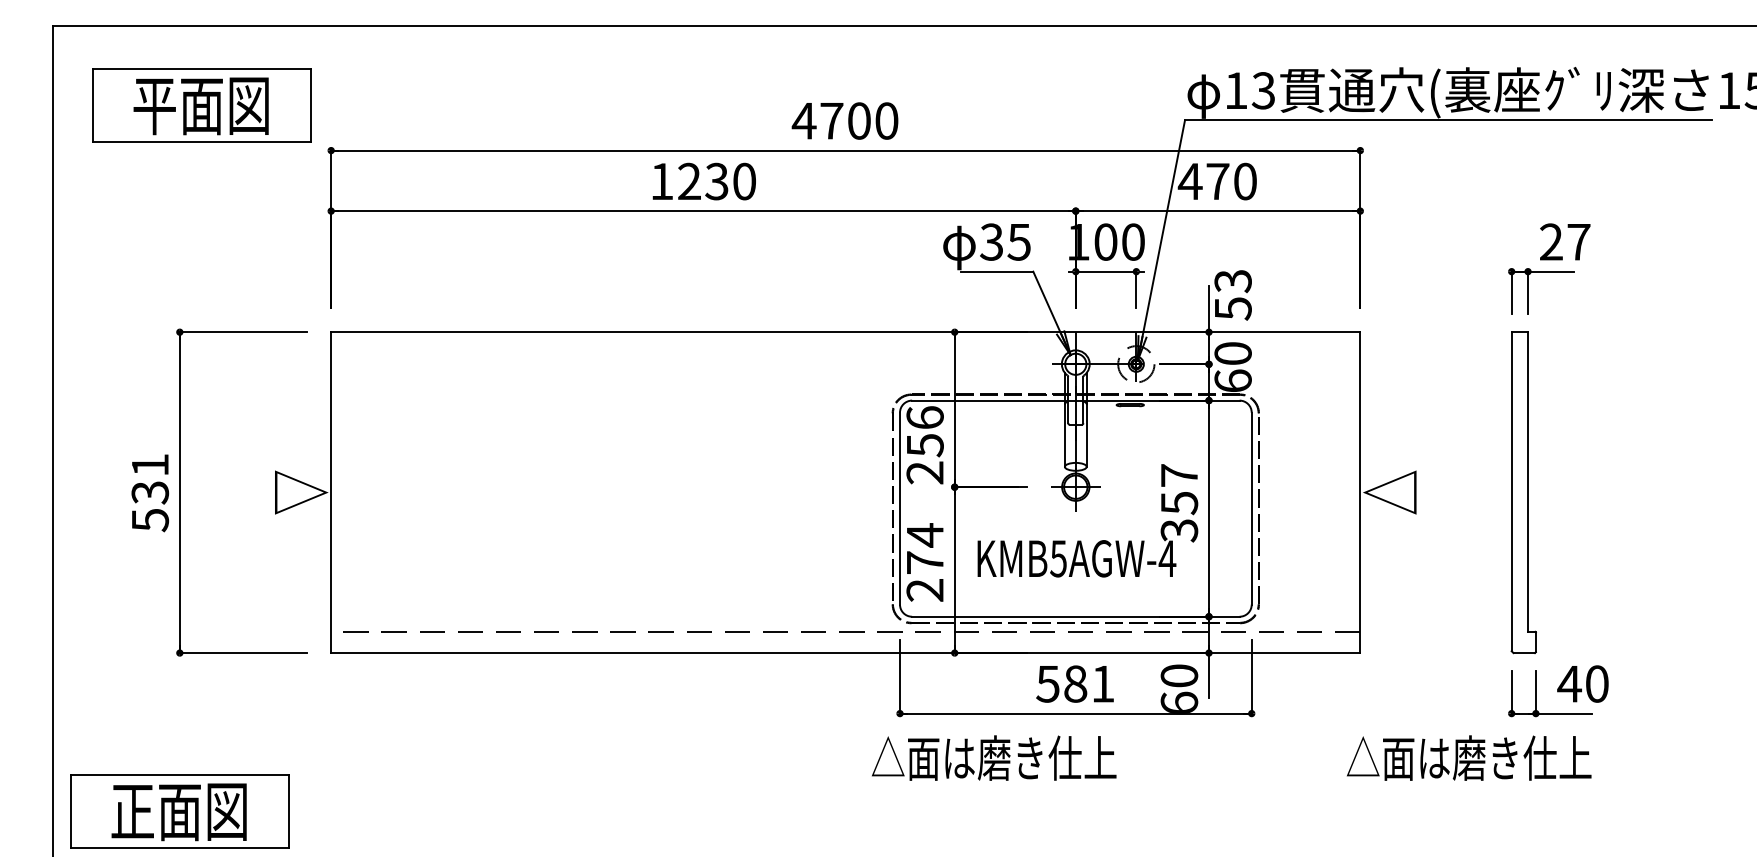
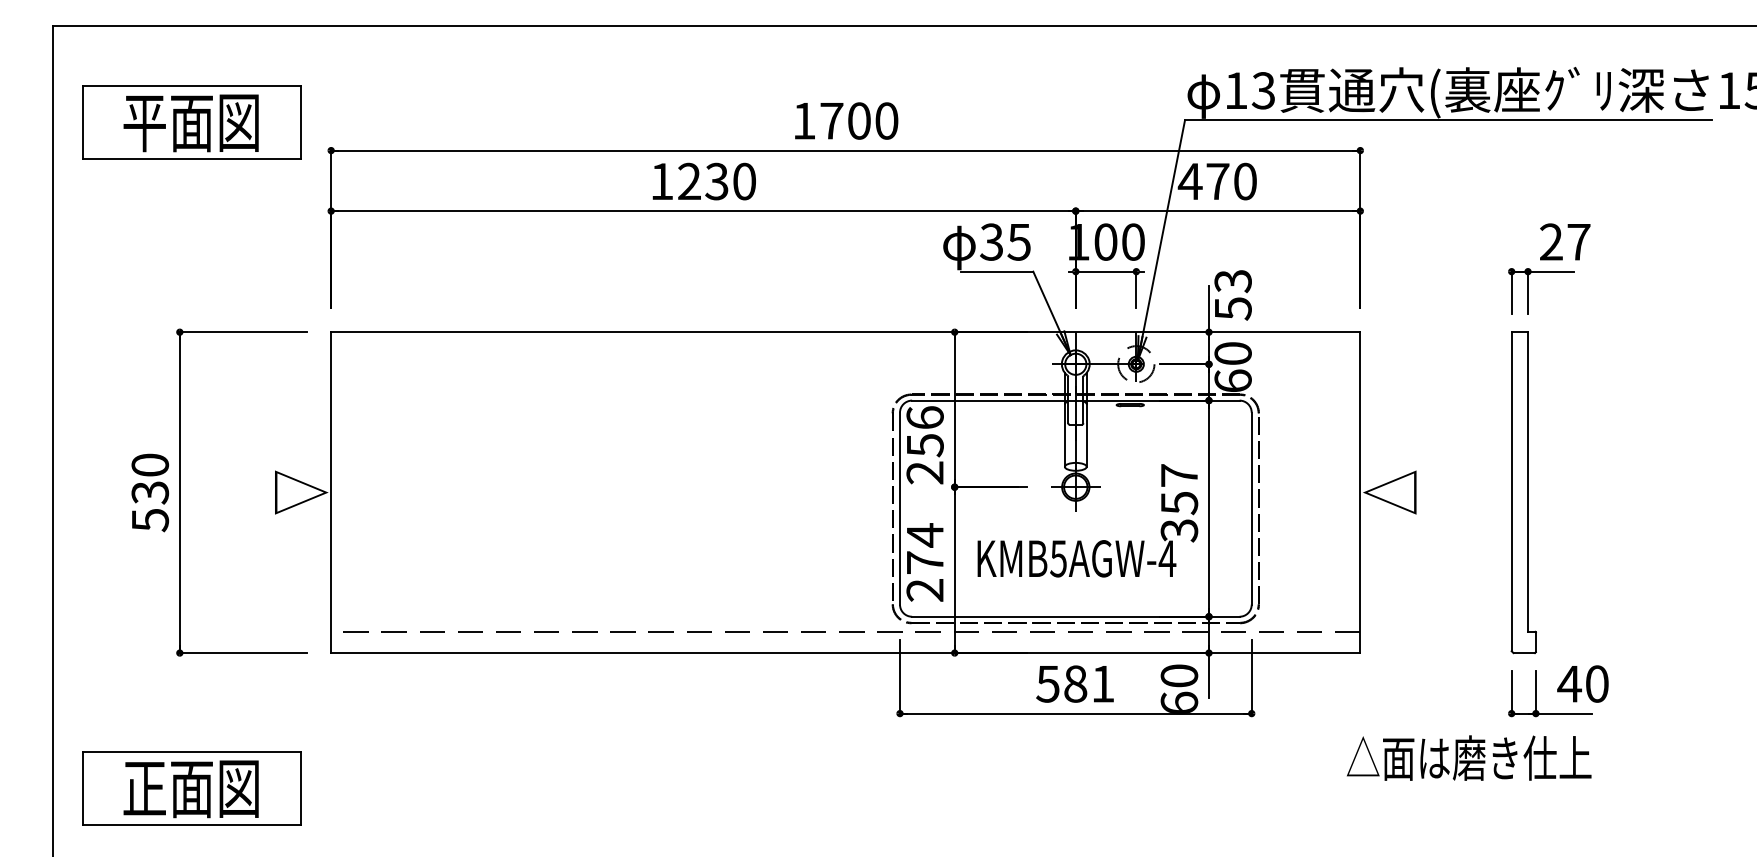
part position: (201, 105) -> (191, 122) (191, 122)
text: 4700 -> 1700 (803, 121)
text: 531 -> 530 (150, 464)
part: present -> none (994, 757)
part position: (179, 811) -> (191, 788) (191, 788)
